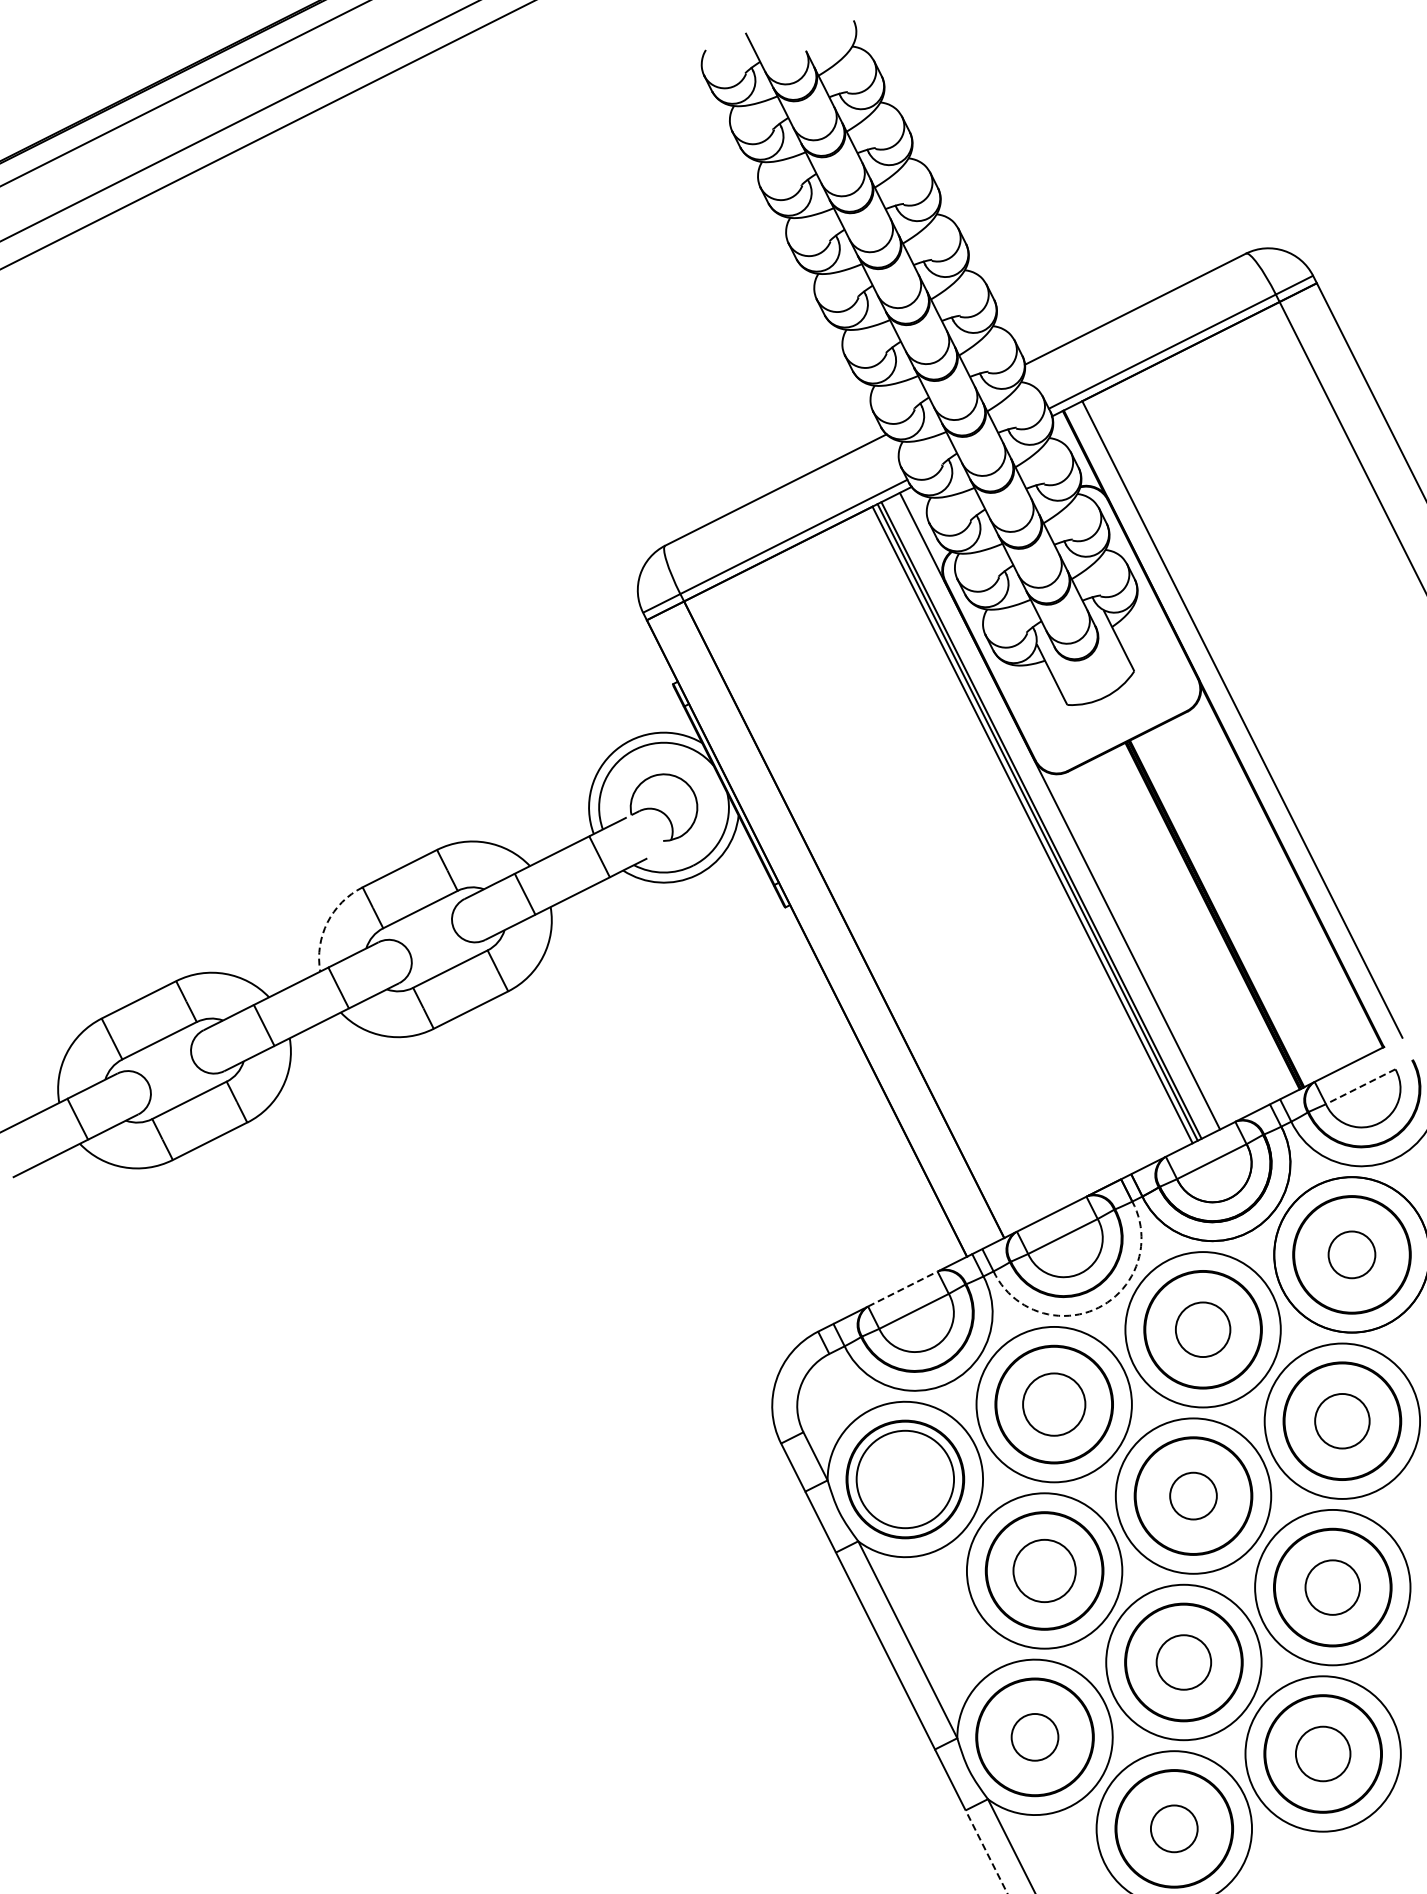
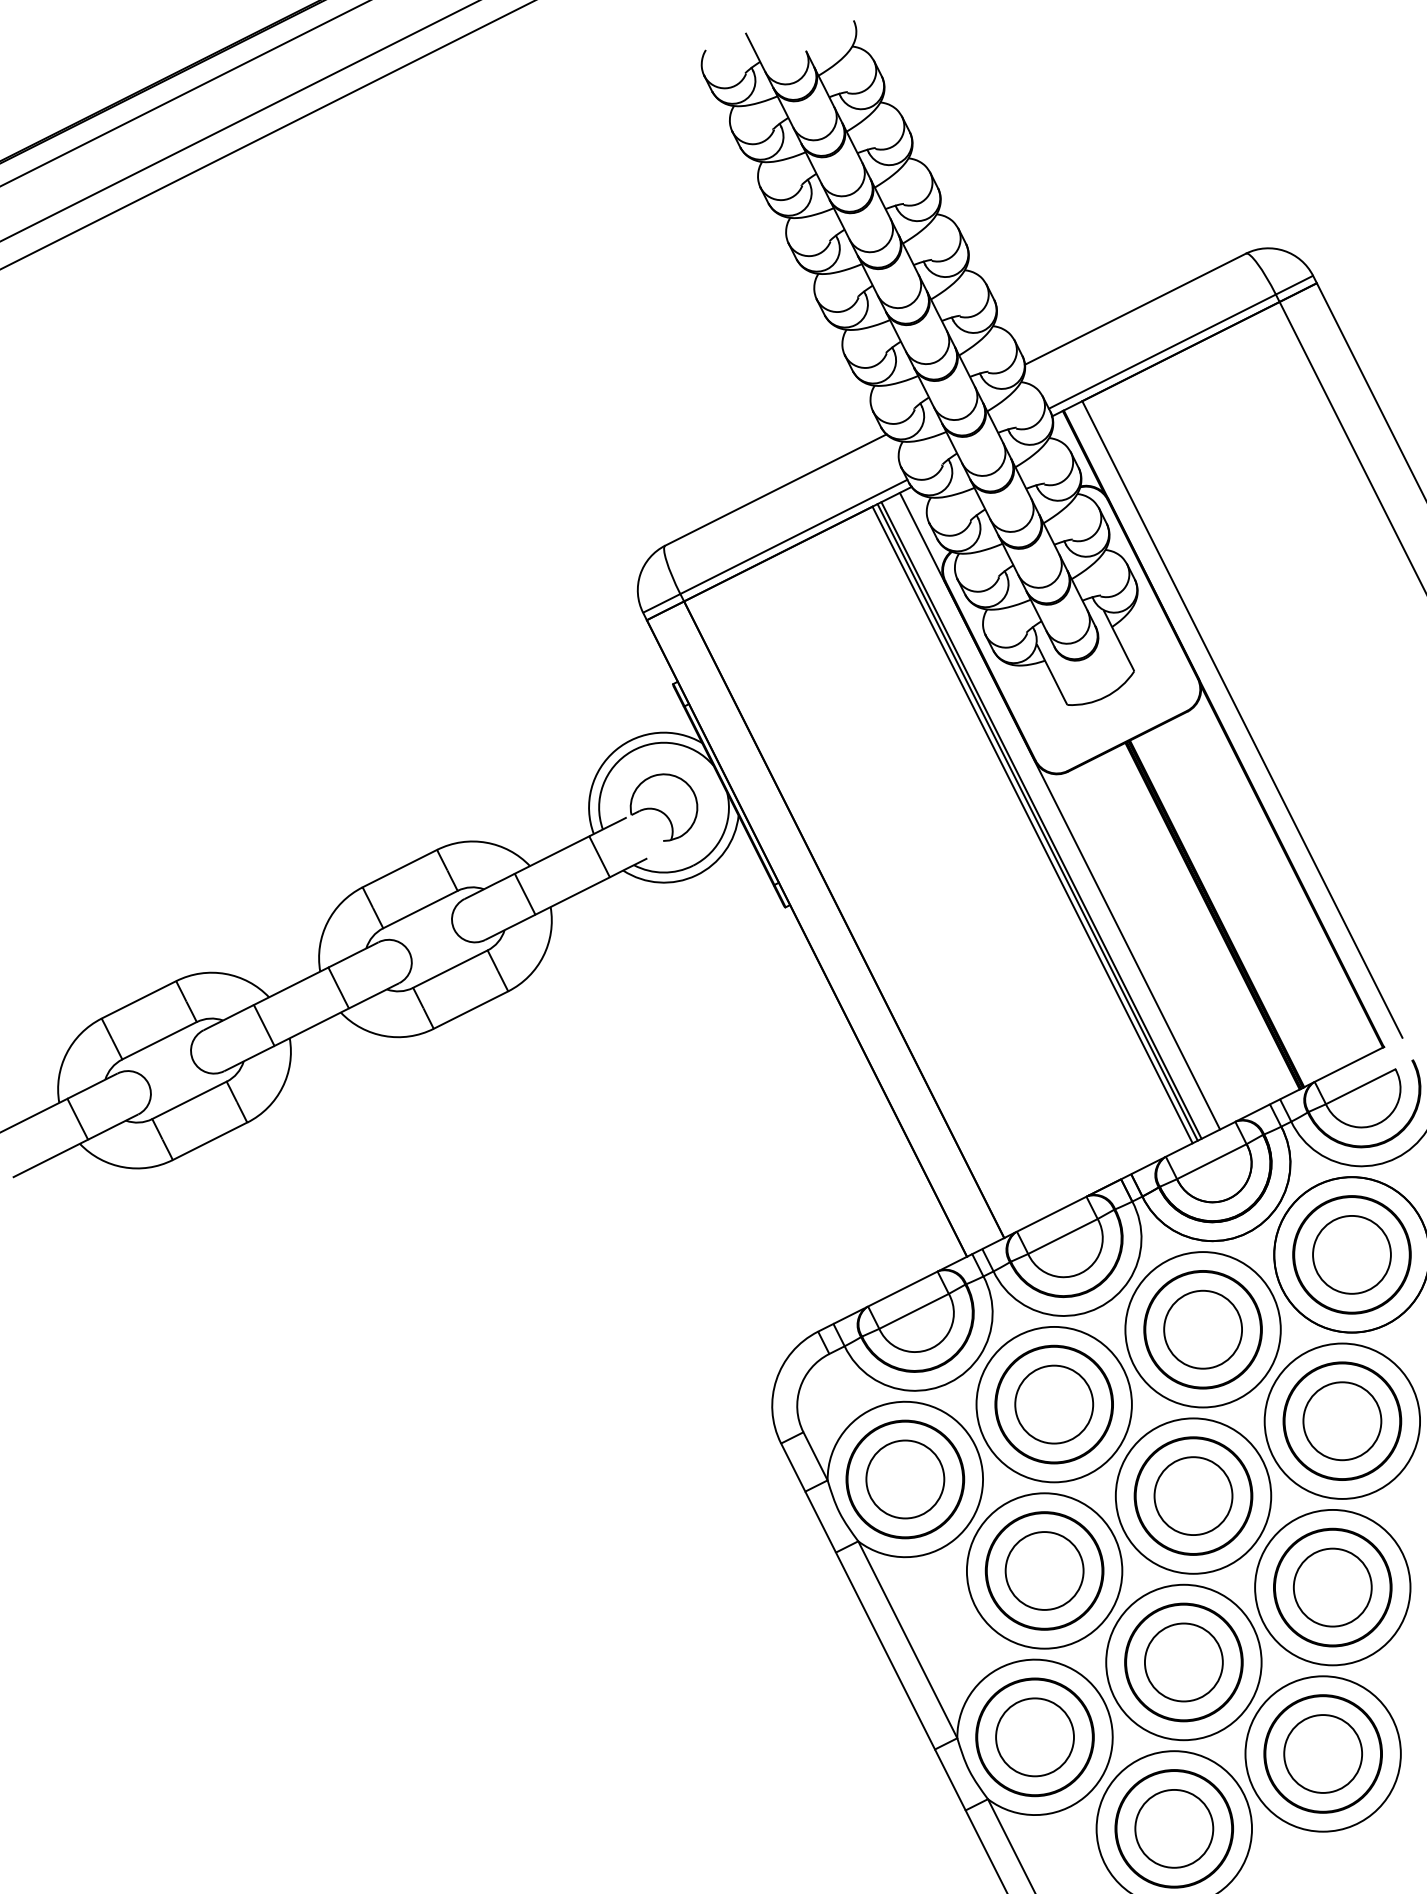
arc: dashed -> solid (327, 922)
line: dashed -> solid (1360, 1086)
circle diameter: 47 px -> 78 px (1351, 1254)
line: dashed -> solid (902, 1289)
arc: dashed -> solid (1098, 1307)
circle diameter: 55 px -> 78 px (1203, 1329)
circle diameter: 62 px -> 78 px (1054, 1404)
circle diameter: 55 px -> 78 px (1342, 1421)
circle diameter: 97 px -> 78 px (905, 1479)
circle diameter: 47 px -> 78 px (1193, 1496)
circle diameter: 62 px -> 78 px (1044, 1570)
circle diameter: 55 px -> 78 px (1332, 1587)
circle diameter: 55 px -> 78 px (1183, 1662)
circle diameter: 47 px -> 78 px (1034, 1737)
circle diameter: 55 px -> 78 px (1323, 1753)
circle diameter: 47 px -> 78 px (1174, 1828)
line: dashed -> solid (986, 1851)
